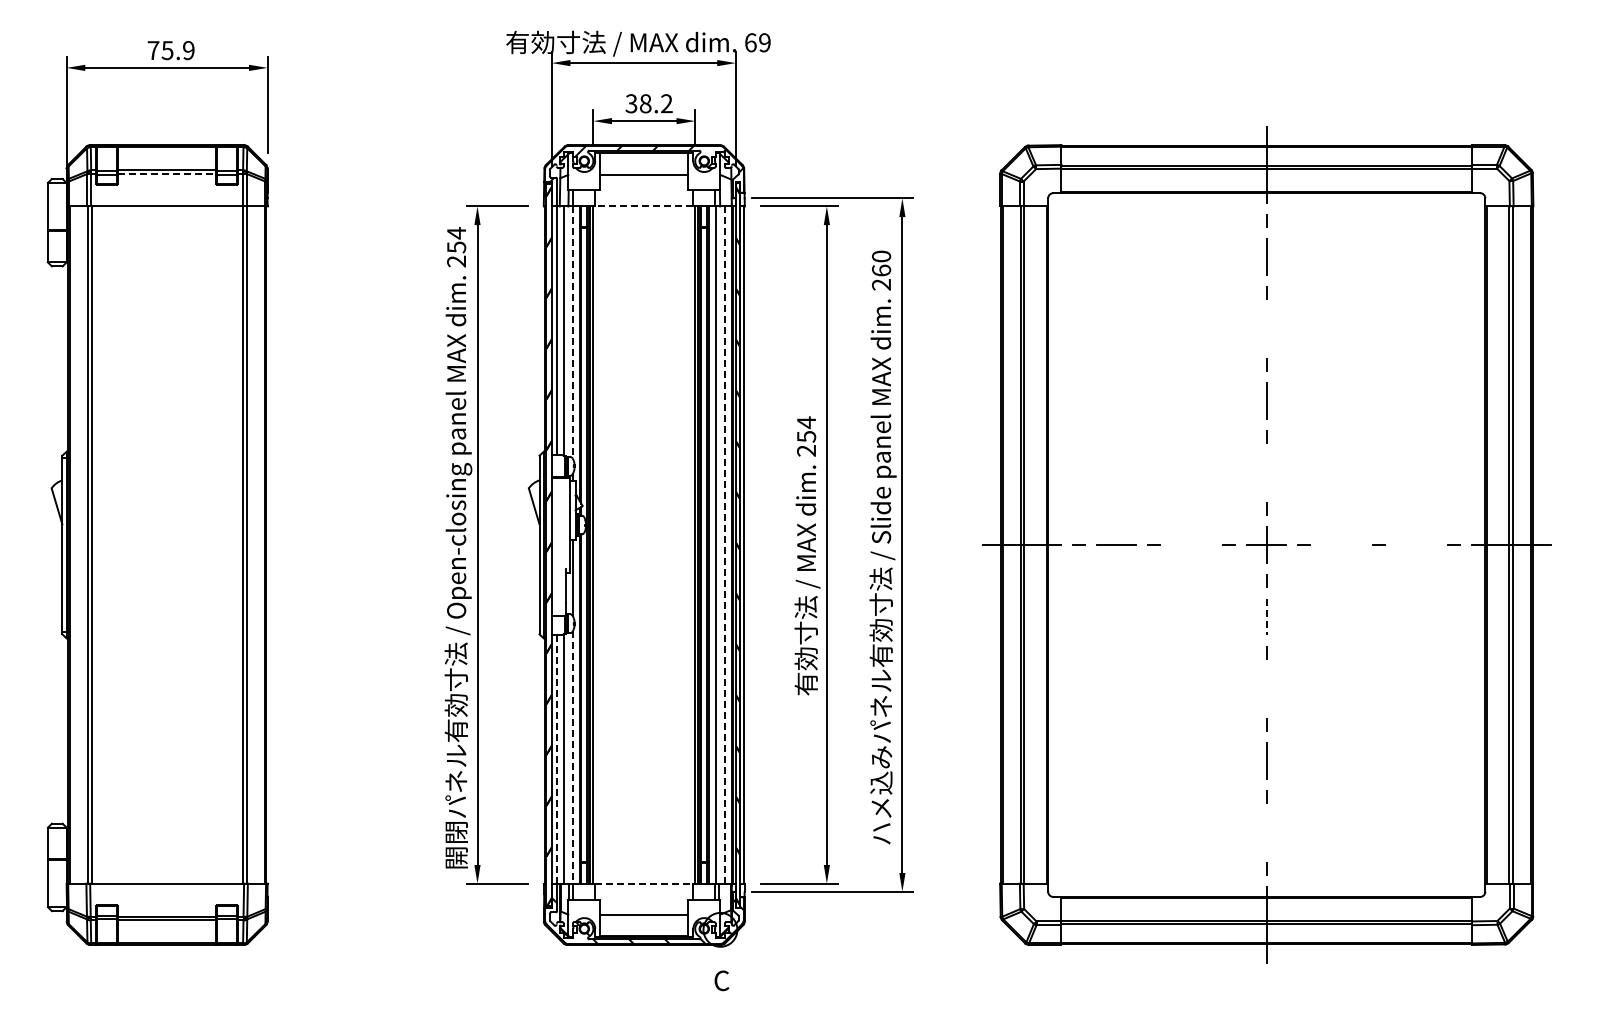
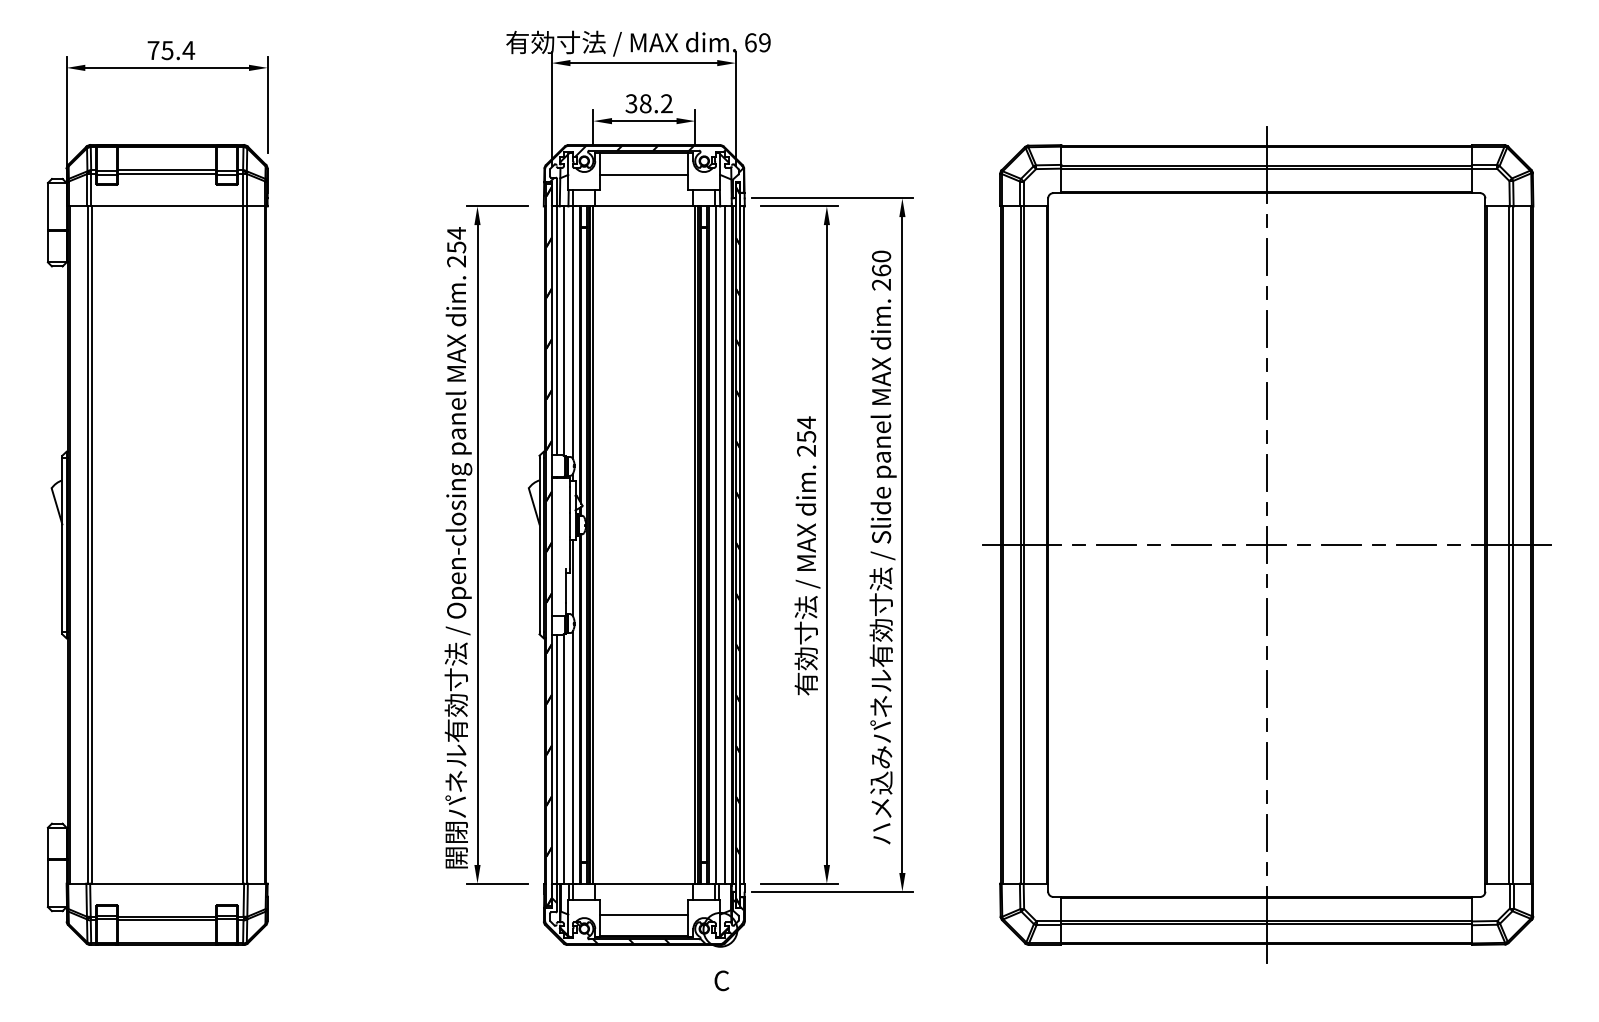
text: 75.9 -> 75.4 (188, 50)
line: dashed -> solid (167, 174)
line: dashed -> solid (643, 206)
line: none -> present (1266, 329)
line: dashed -> solid (572, 333)
line: none -> present (1266, 472)
line: dashed -> solid (724, 545)
line: none -> present (1191, 545)
line: none -> present (1341, 545)
line: none -> present (1416, 545)
line: dashed -> solid (1266, 616)
line: none -> present (1266, 688)
line: dashed -> solid (572, 758)
line: dashed -> solid (557, 759)
line: none -> present (1266, 832)
line: dashed -> solid (644, 883)
